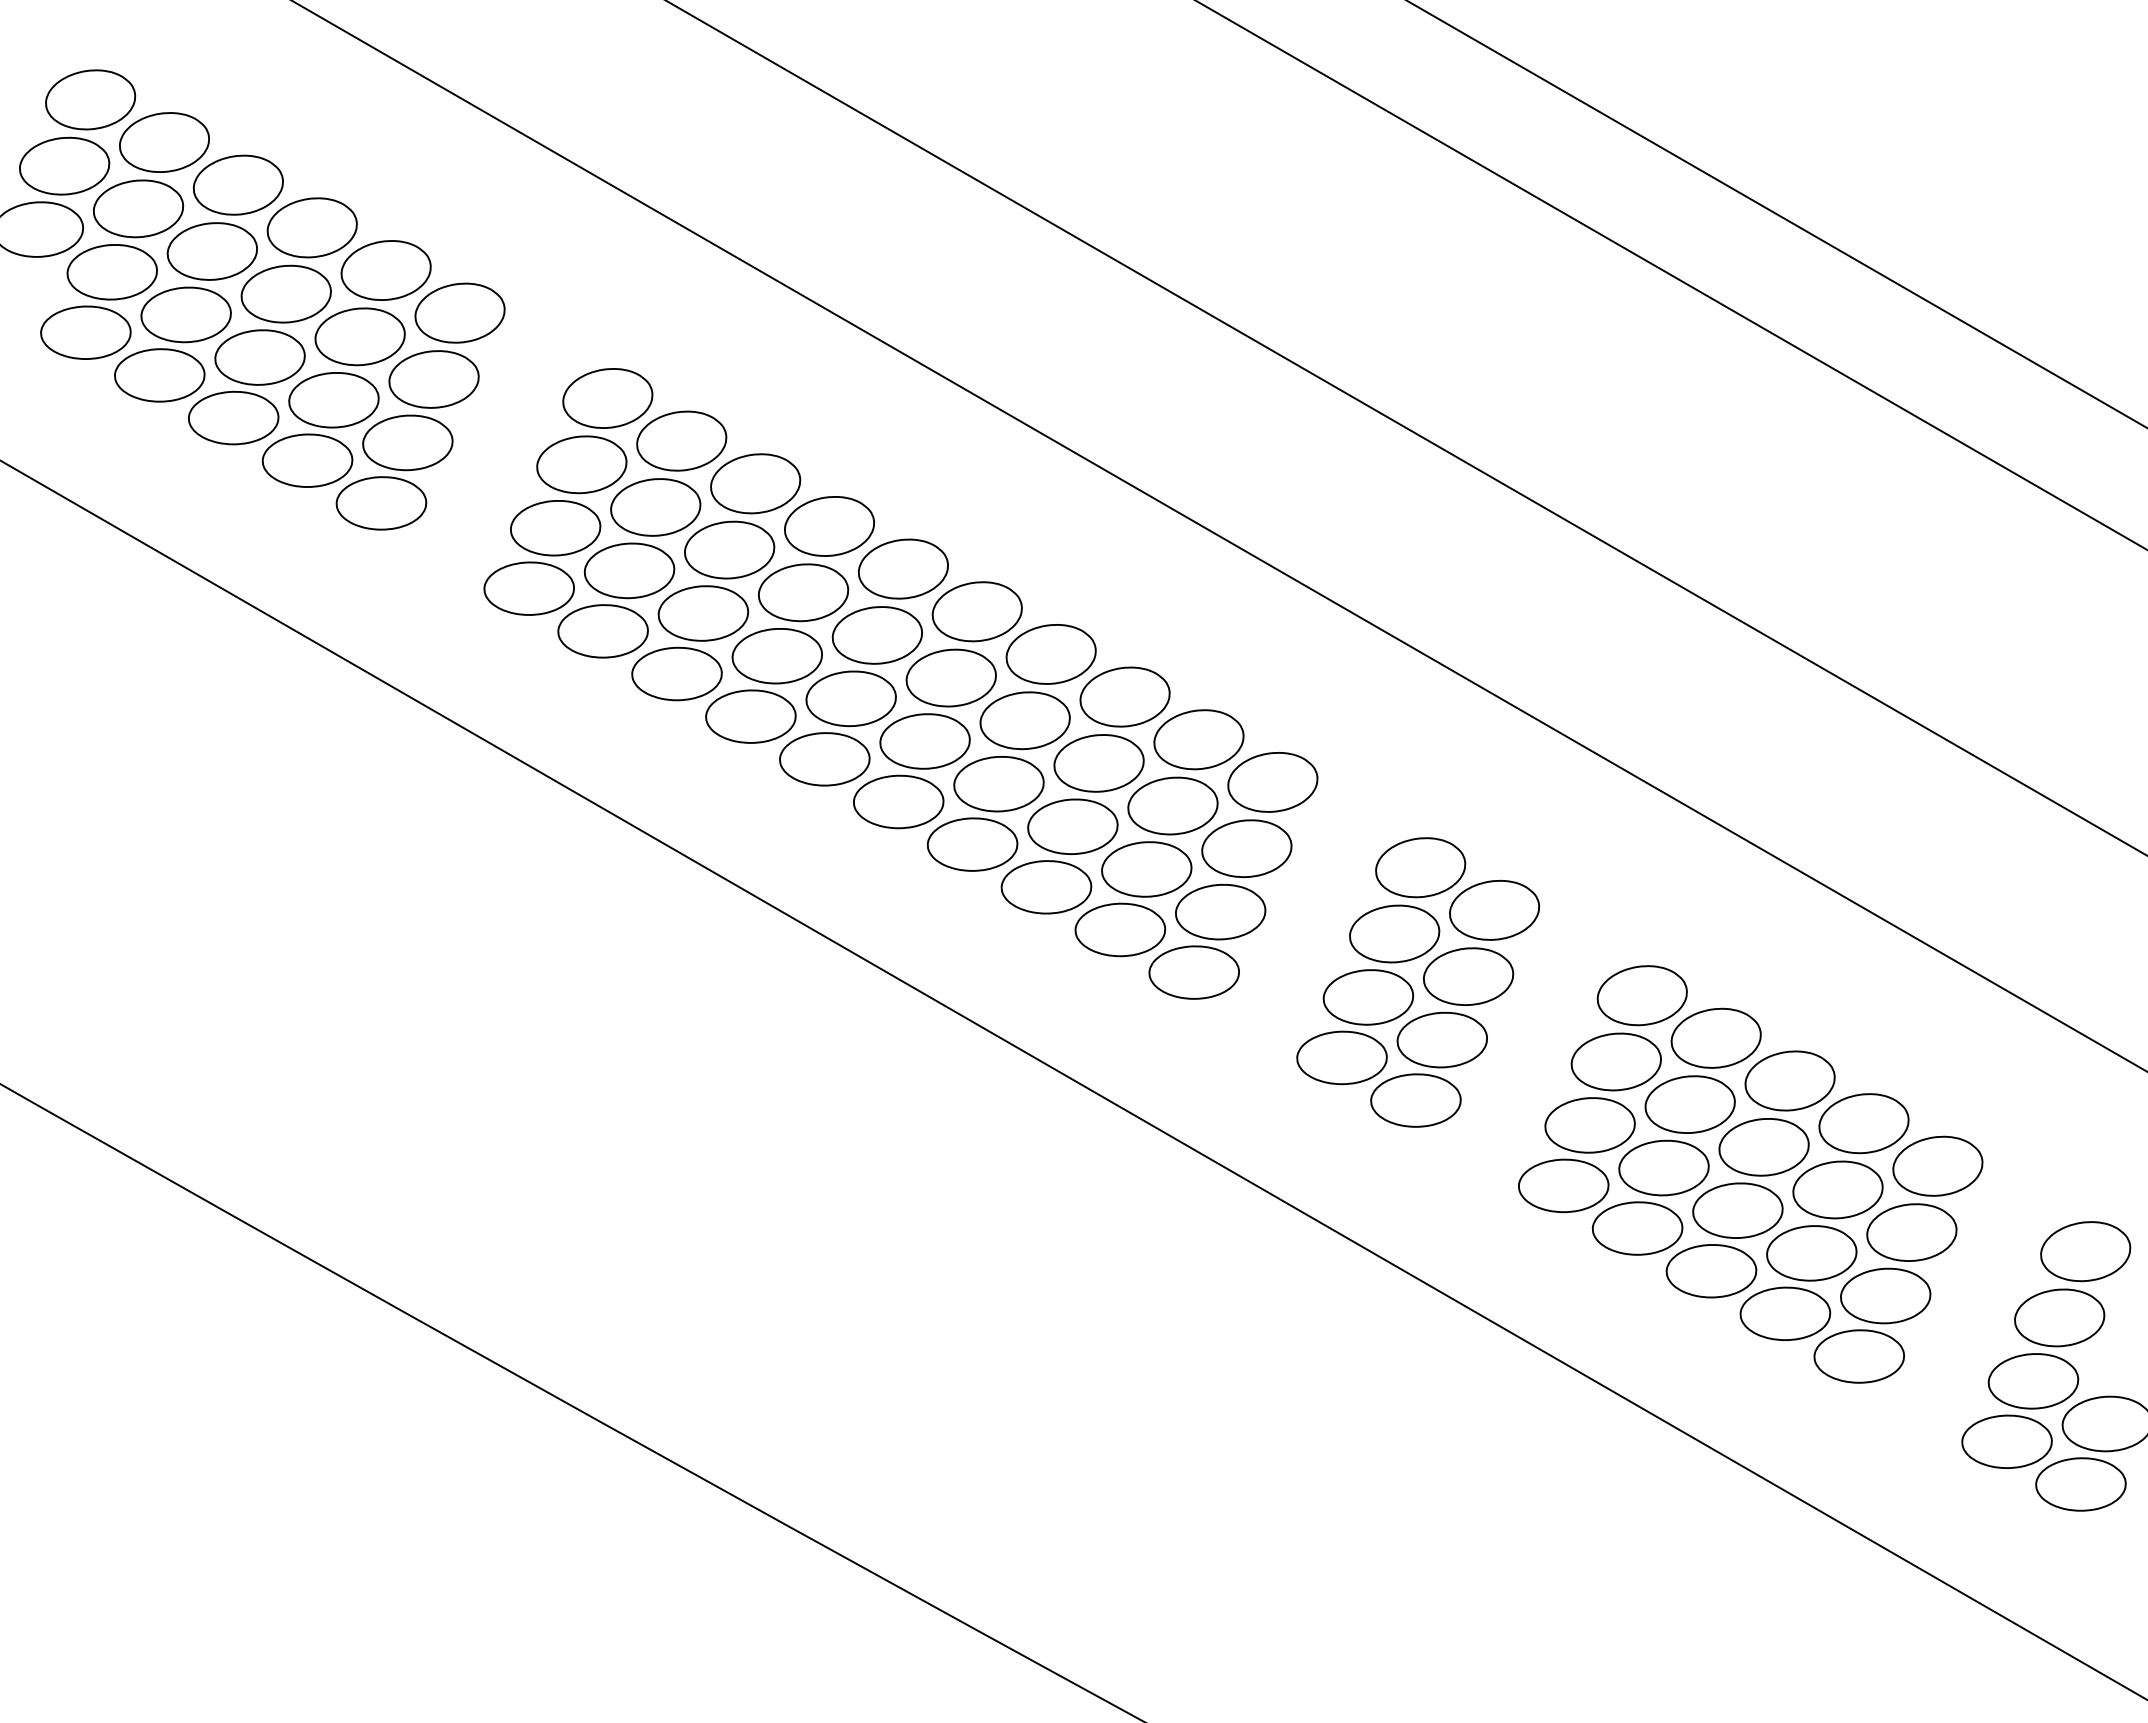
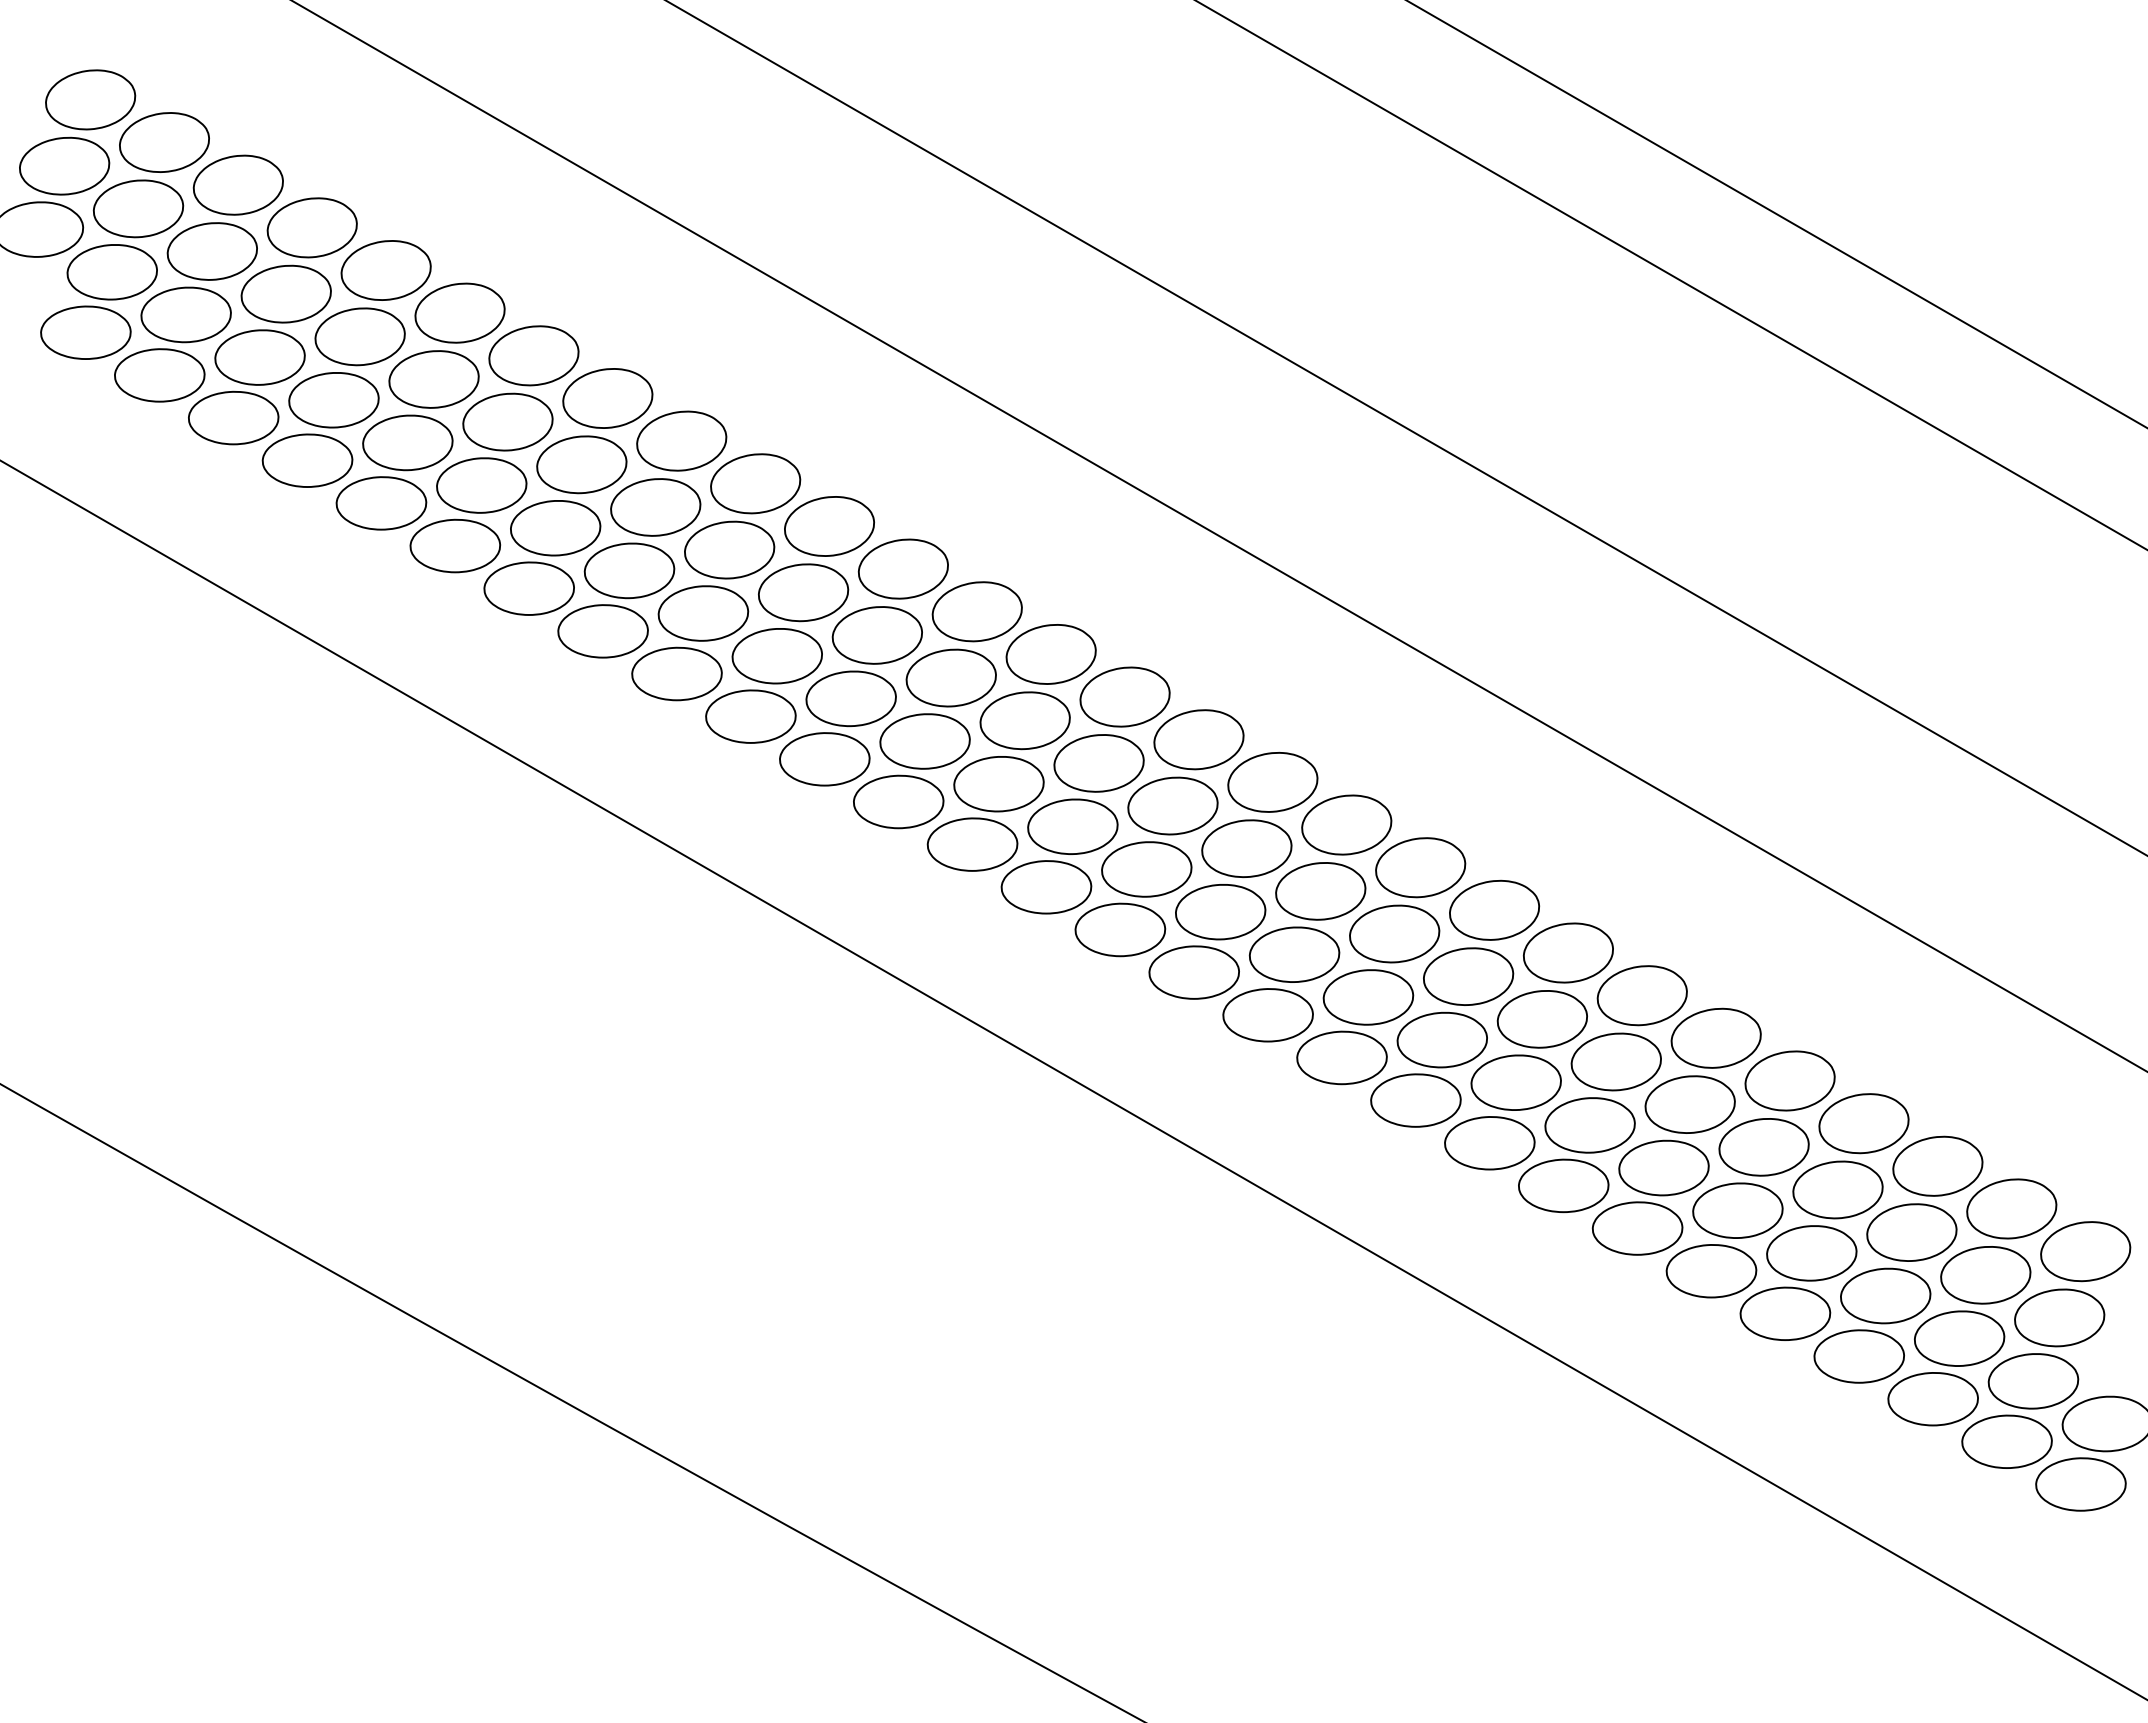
part: none -> present (494, 449)
part: none -> present (1307, 918)
part: none -> present (1528, 1046)
part: none -> present (1972, 1302)
